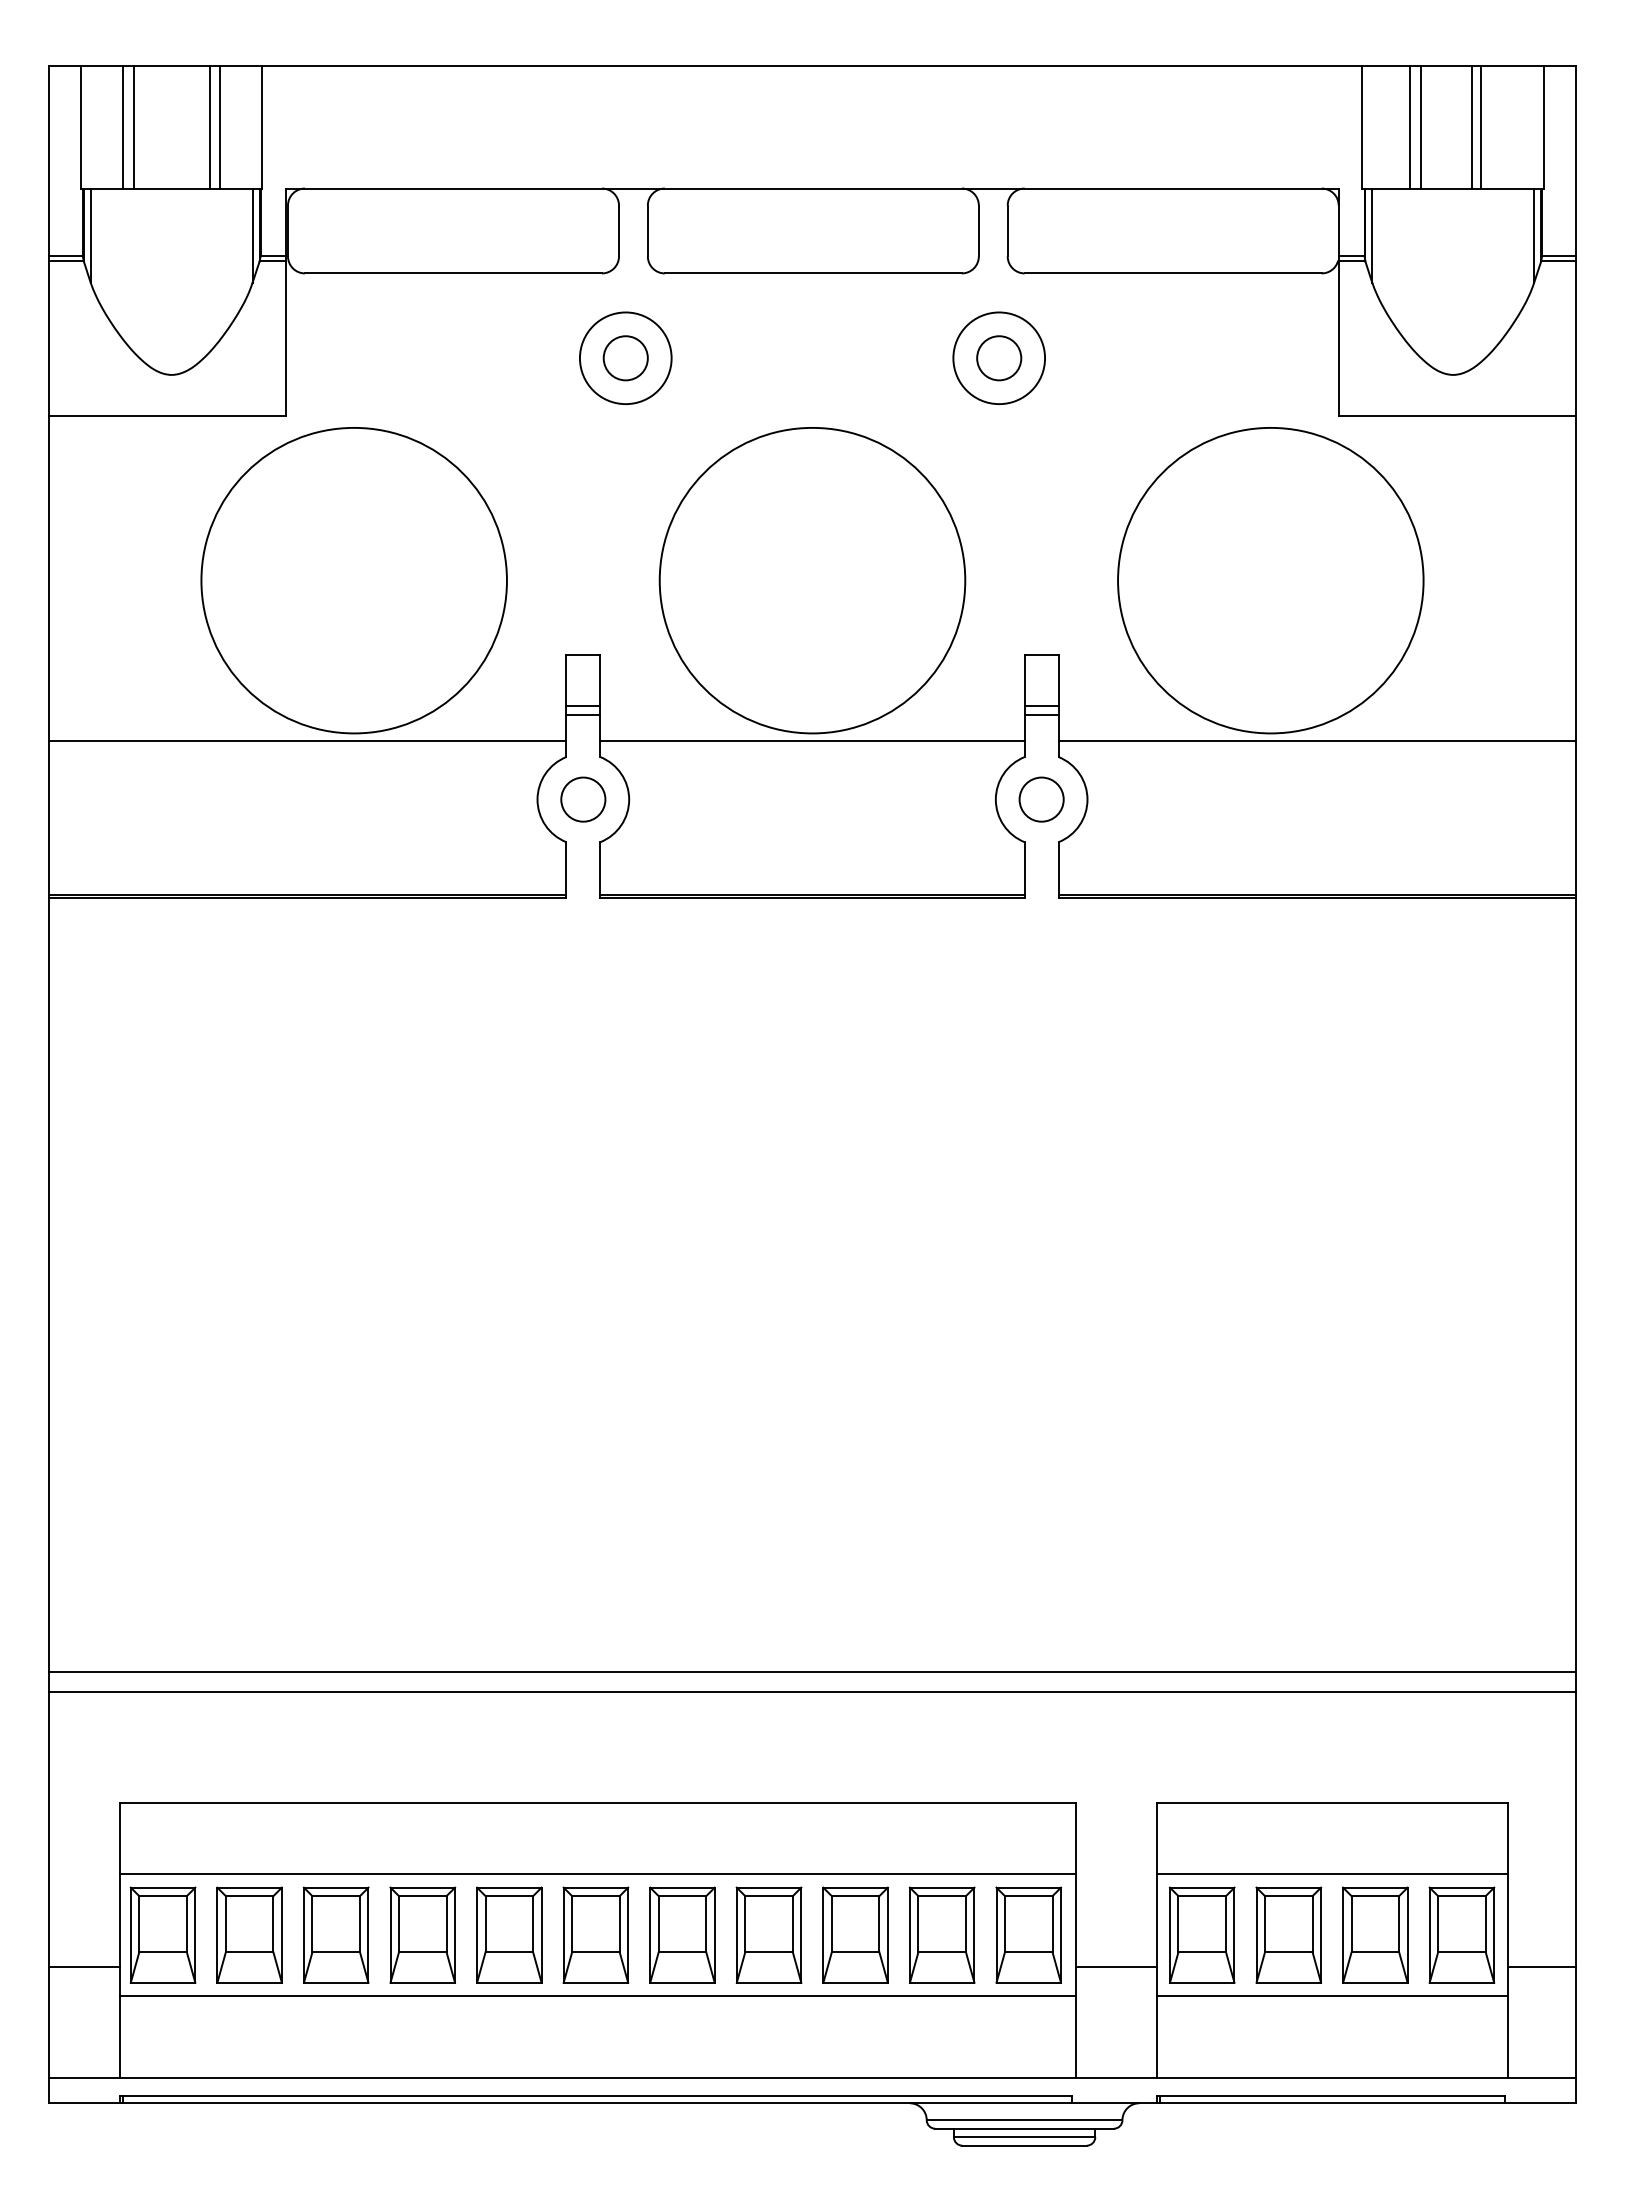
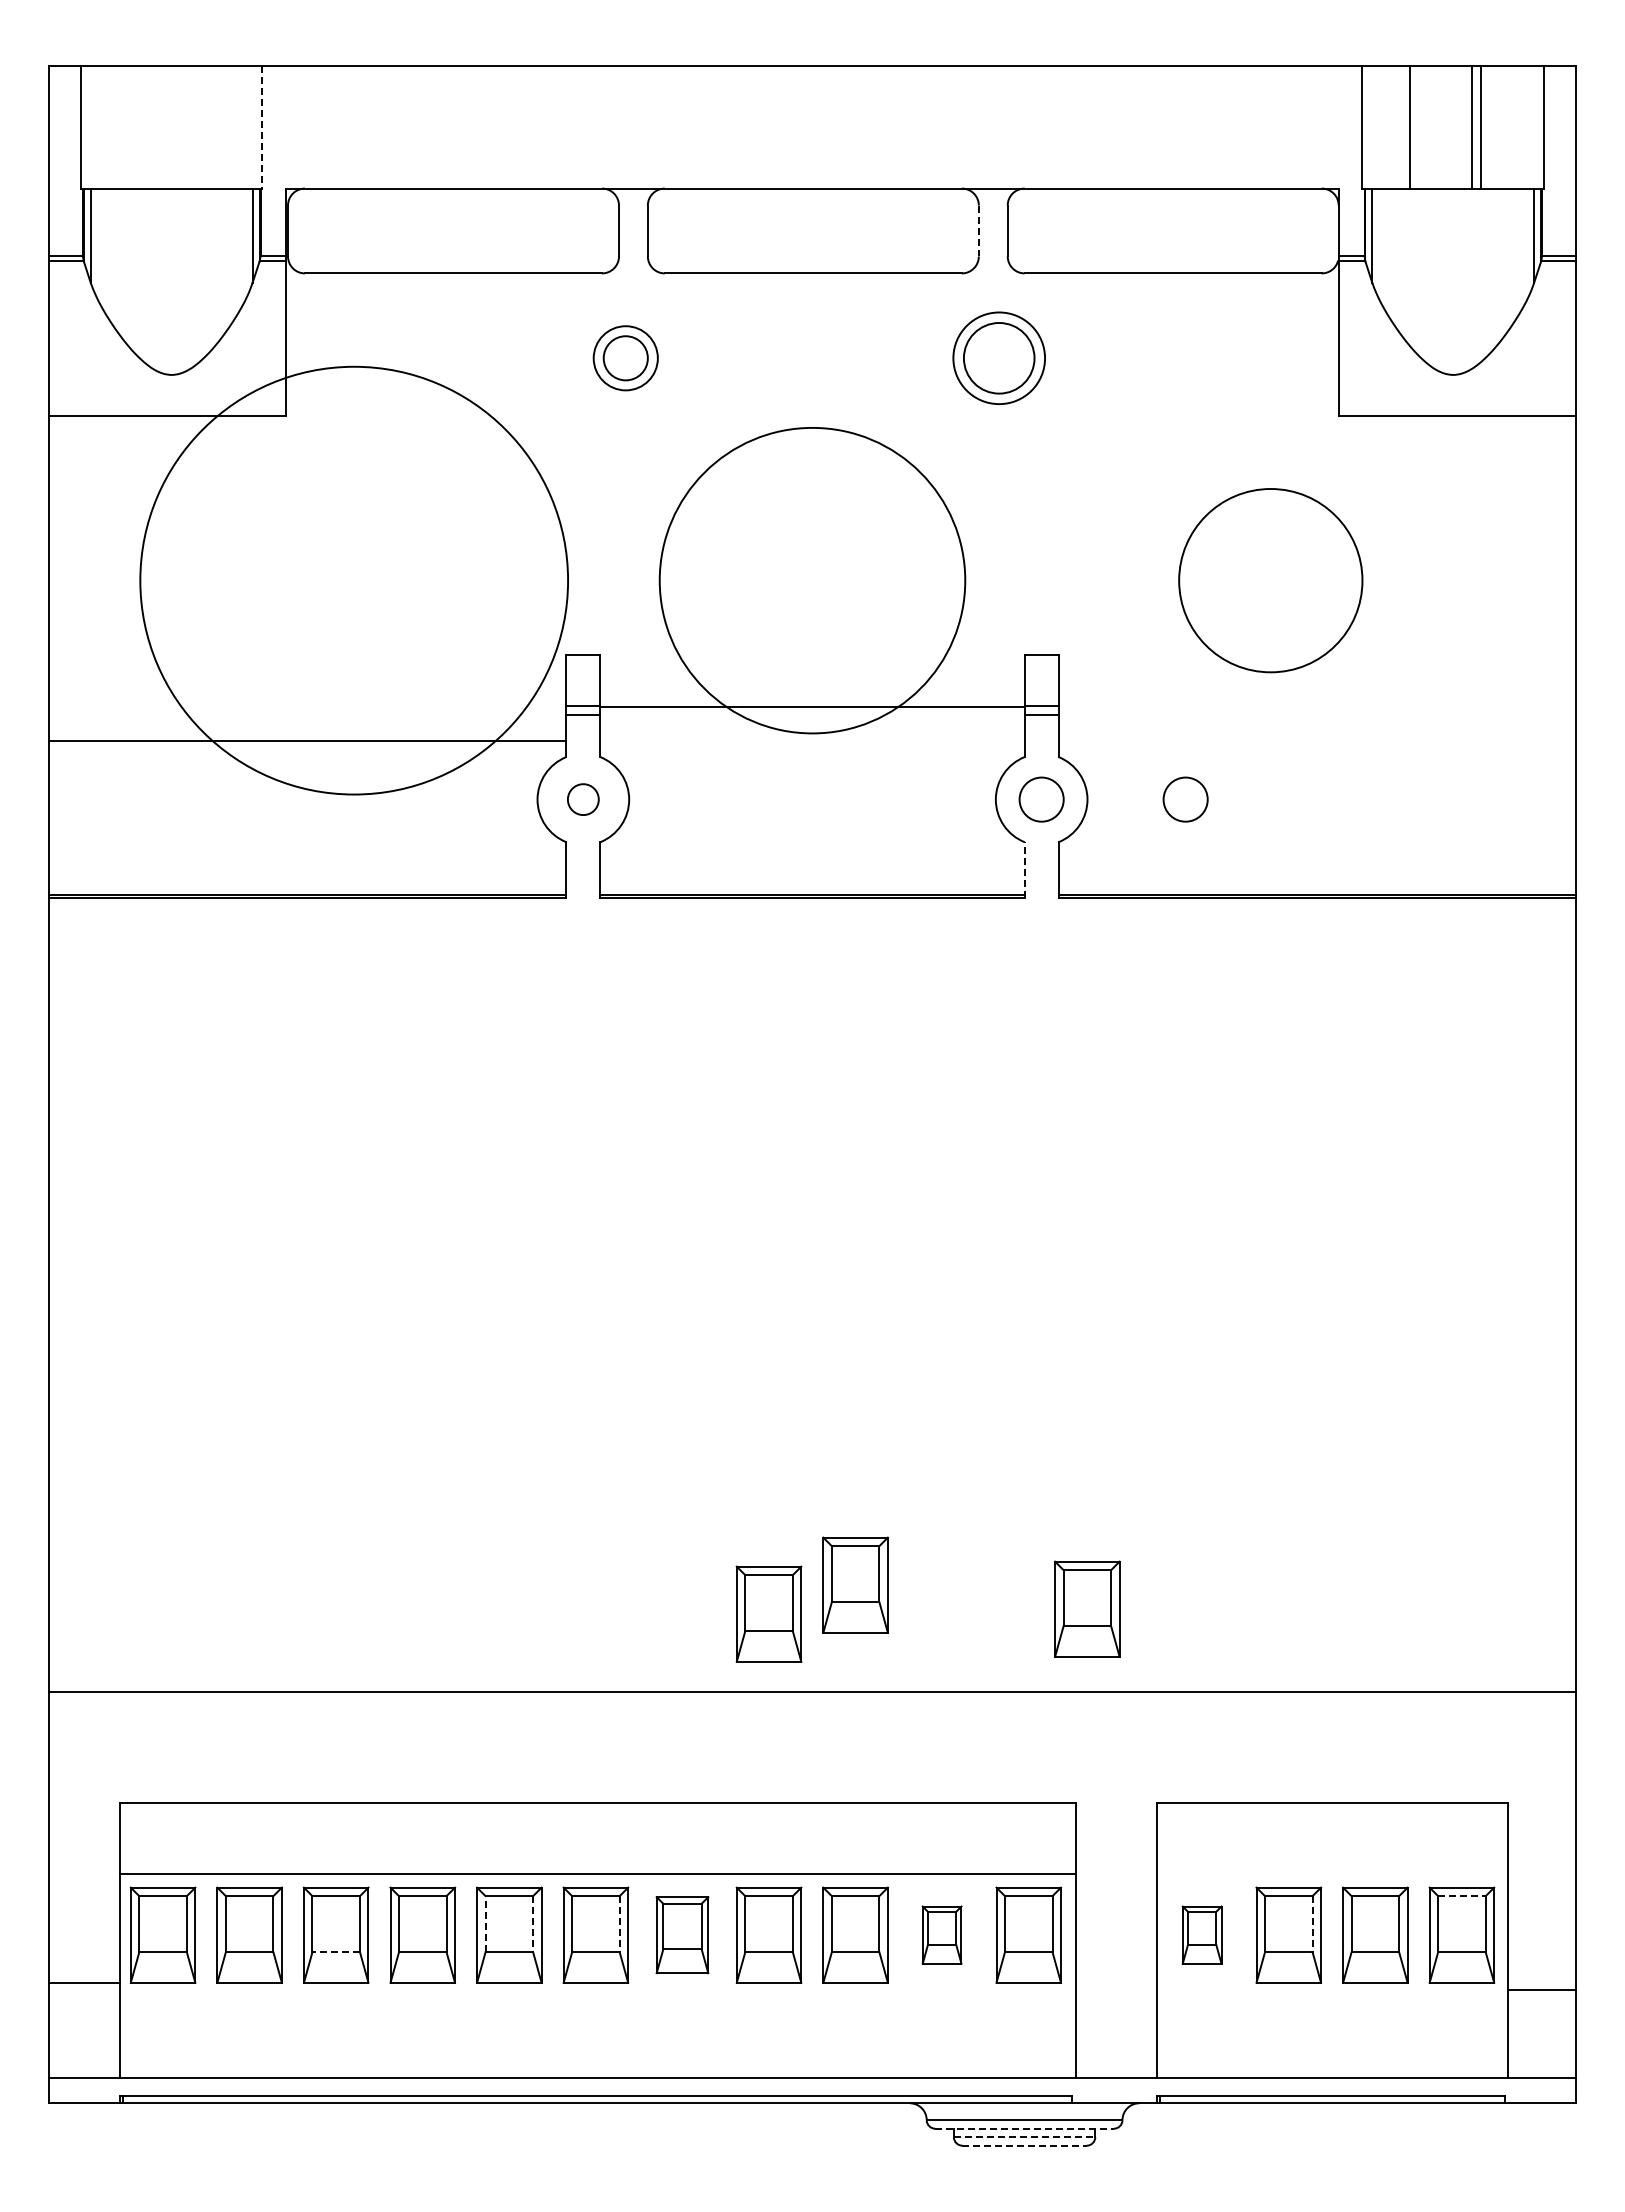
line: present -> none (123, 127)
line: present -> none (133, 127)
line: present -> none (209, 127)
line: present -> none (220, 127)
line: solid -> dashed (262, 127)
line: present -> none (1420, 127)
line: solid -> dashed (978, 231)
circle diameter: 92 px -> 64 px (625, 358)
circle diameter: 44 px -> 71 px (998, 358)
circle diameter: 306 px -> 428 px (354, 580)
circle diameter: 306 px -> 183 px (1270, 580)
line position: (812, 740) -> (812, 706) (812, 706)
line: present -> none (1317, 740)
circle diameter: 44 px -> 31 px (582, 799)
circle: none -> present (1185, 799)
line: solid -> dashed (1024, 869)
part: none -> present (855, 1584)
part: none -> present (1087, 1608)
part: none -> present (768, 1613)
line: present -> none (812, 1672)
line: present -> none (1332, 1874)
line: solid -> dashed (1461, 1896)
line: solid -> dashed (485, 1923)
line: solid -> dashed (533, 1924)
line: solid -> dashed (619, 1924)
line: solid -> dashed (1312, 1924)
part size: 67x98 px -> 55x79 px (682, 1935)
part size: 68x98 px -> 42x60 px (941, 1934)
part size: 68x98 px -> 42x60 px (1201, 1934)
line: solid -> dashed (336, 1952)
line position: (83, 1967) -> (83, 1983) (83, 1983)
line: present -> none (1116, 1967)
line position: (1542, 1967) -> (1542, 1990) (1542, 1990)
line: present -> none (597, 1996)
line: present -> none (1332, 1996)
line: solid -> dashed (1025, 2128)
line: solid -> dashed (1024, 2137)
line: solid -> dashed (1025, 2145)
